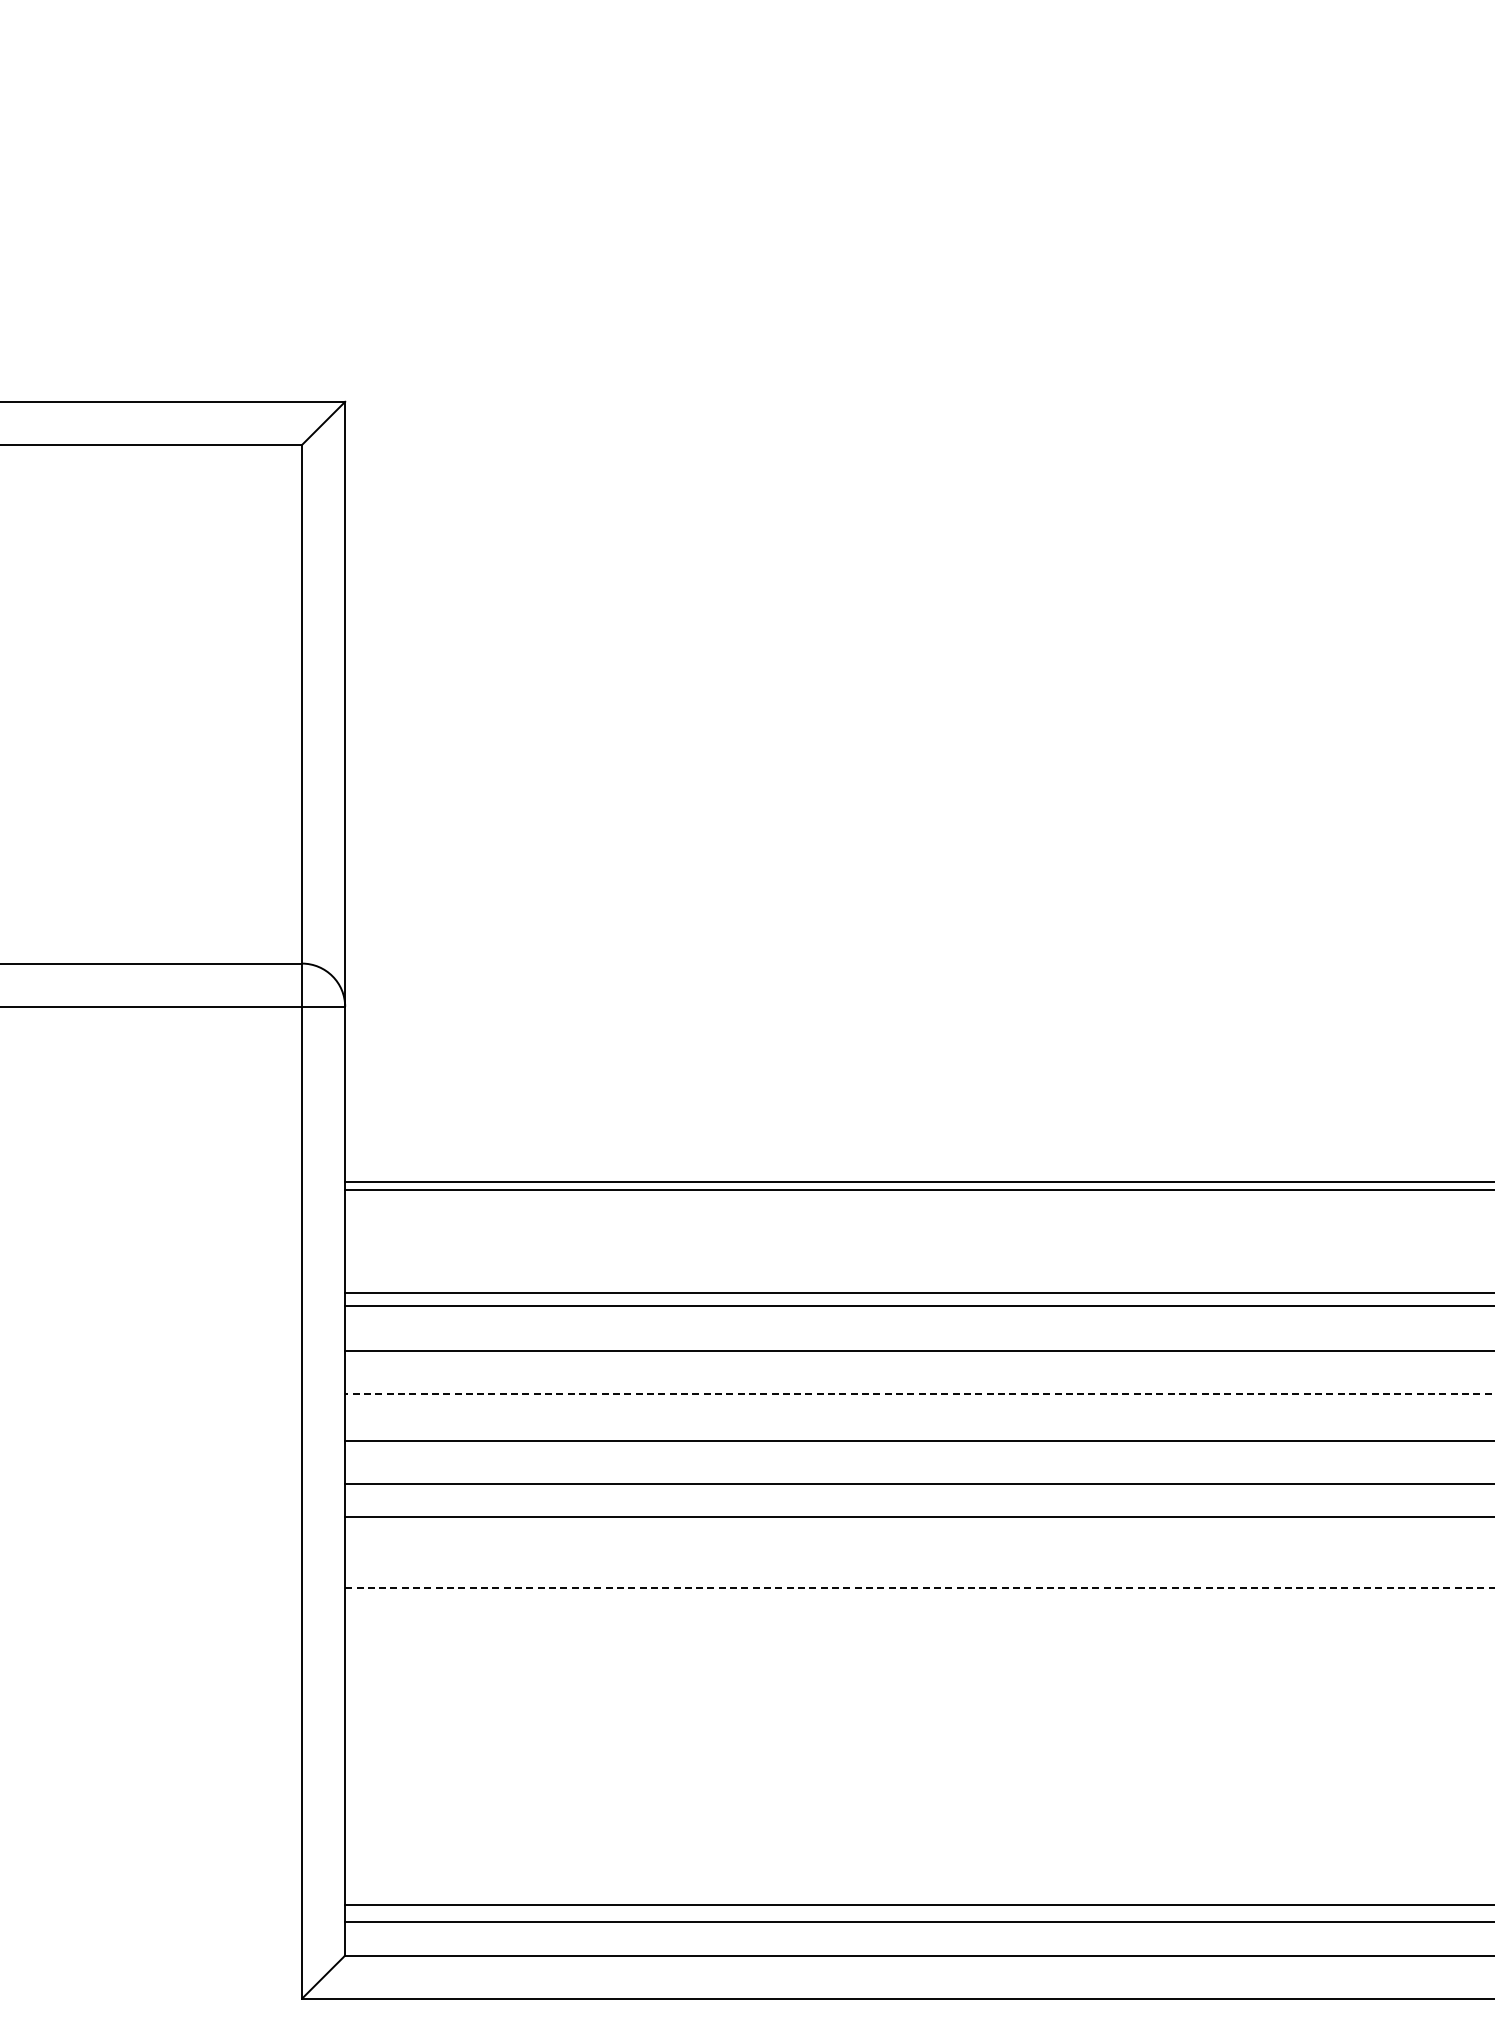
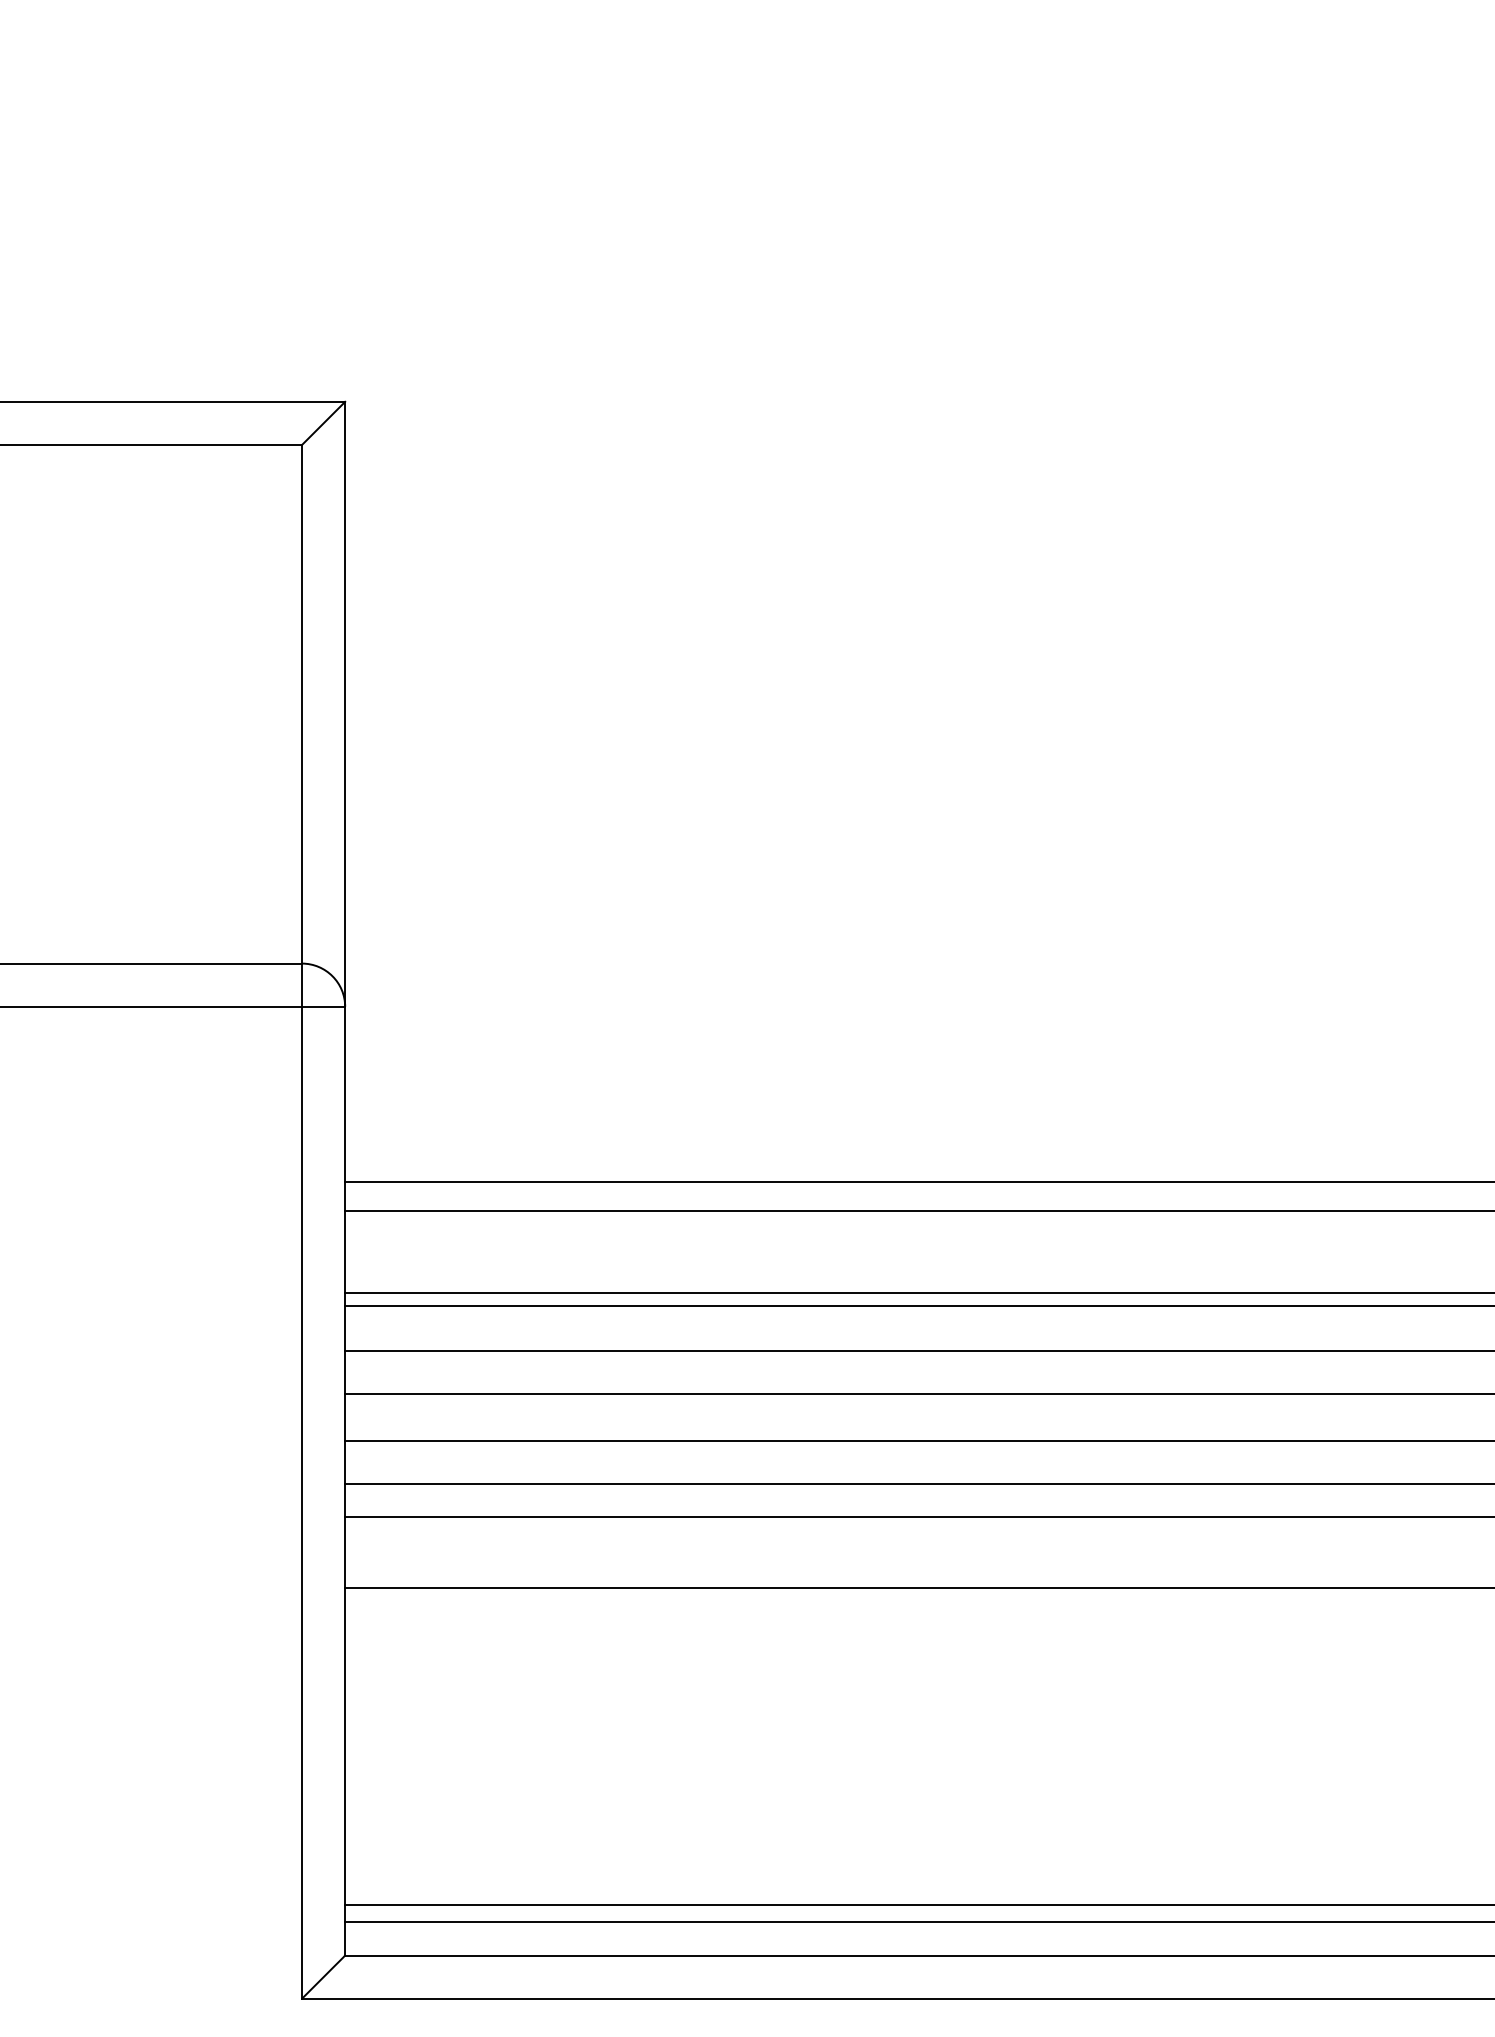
line position: (918, 1190) -> (918, 1211) (918, 1211)
line: dashed -> solid (920, 1393)
line: dashed -> solid (920, 1588)
